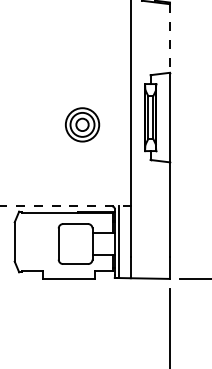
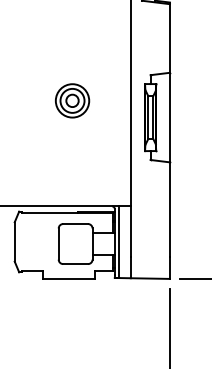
line: dashed -> solid (169, 38)
part position: (82, 124) -> (72, 100) (72, 100)
line: dashed -> solid (65, 206)
